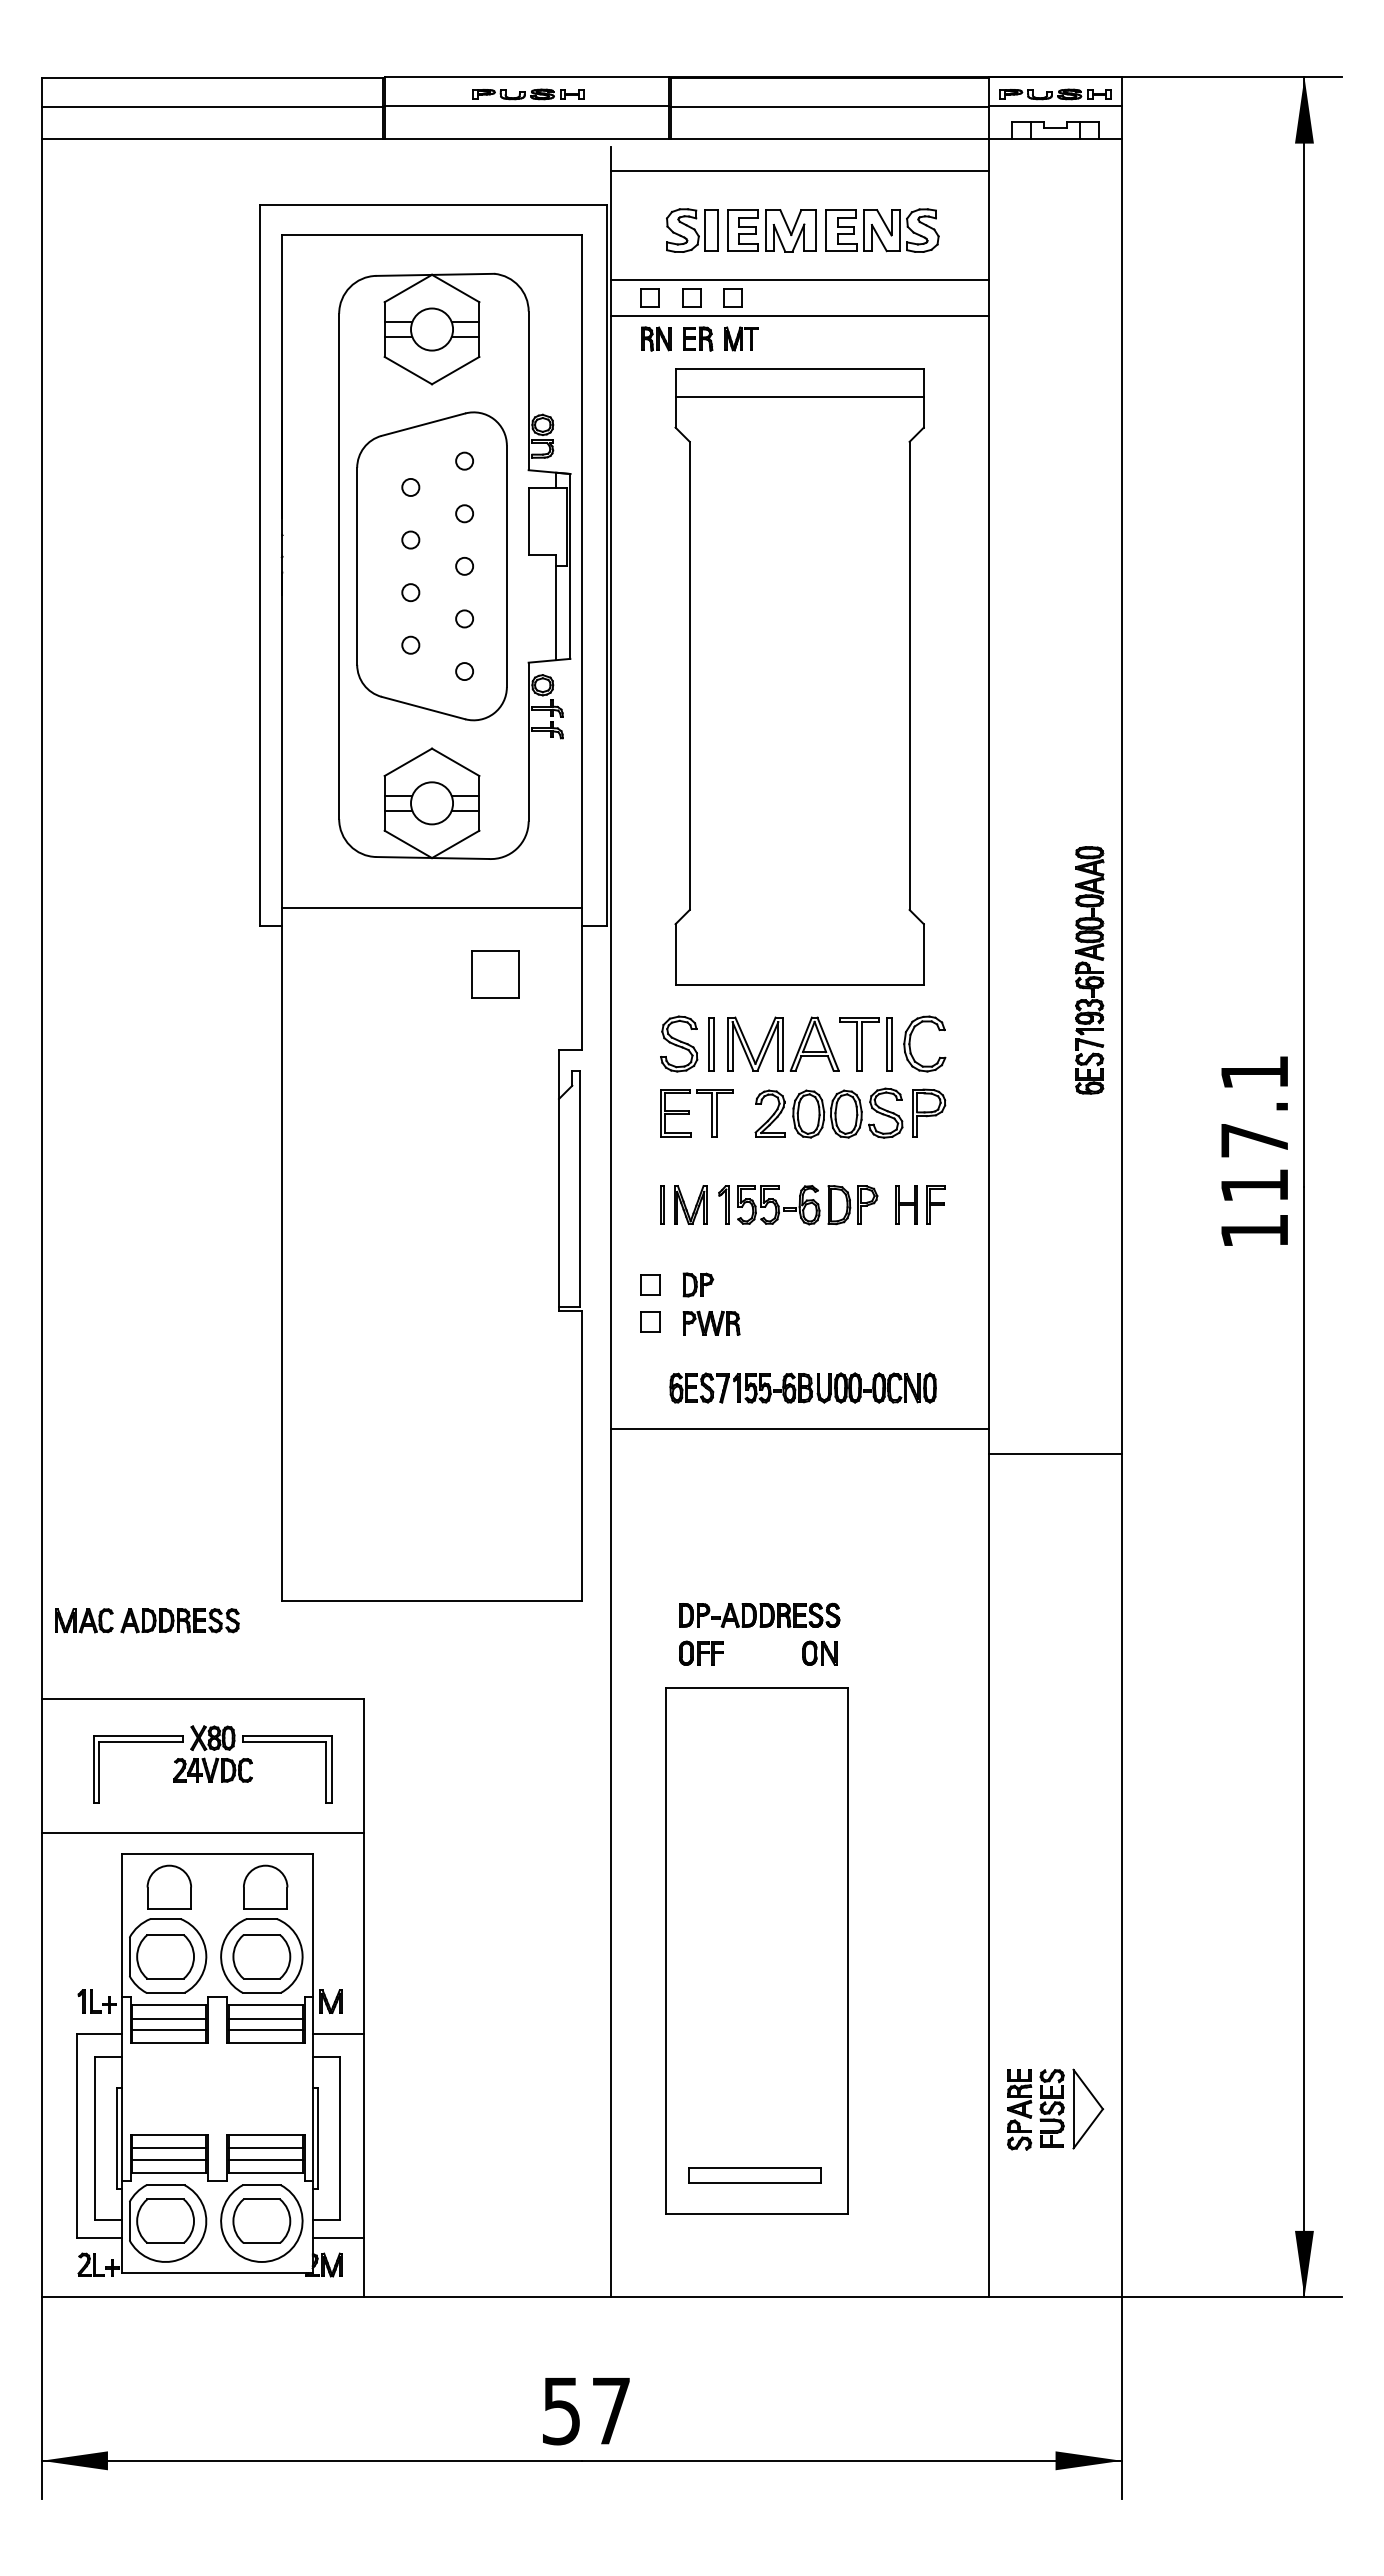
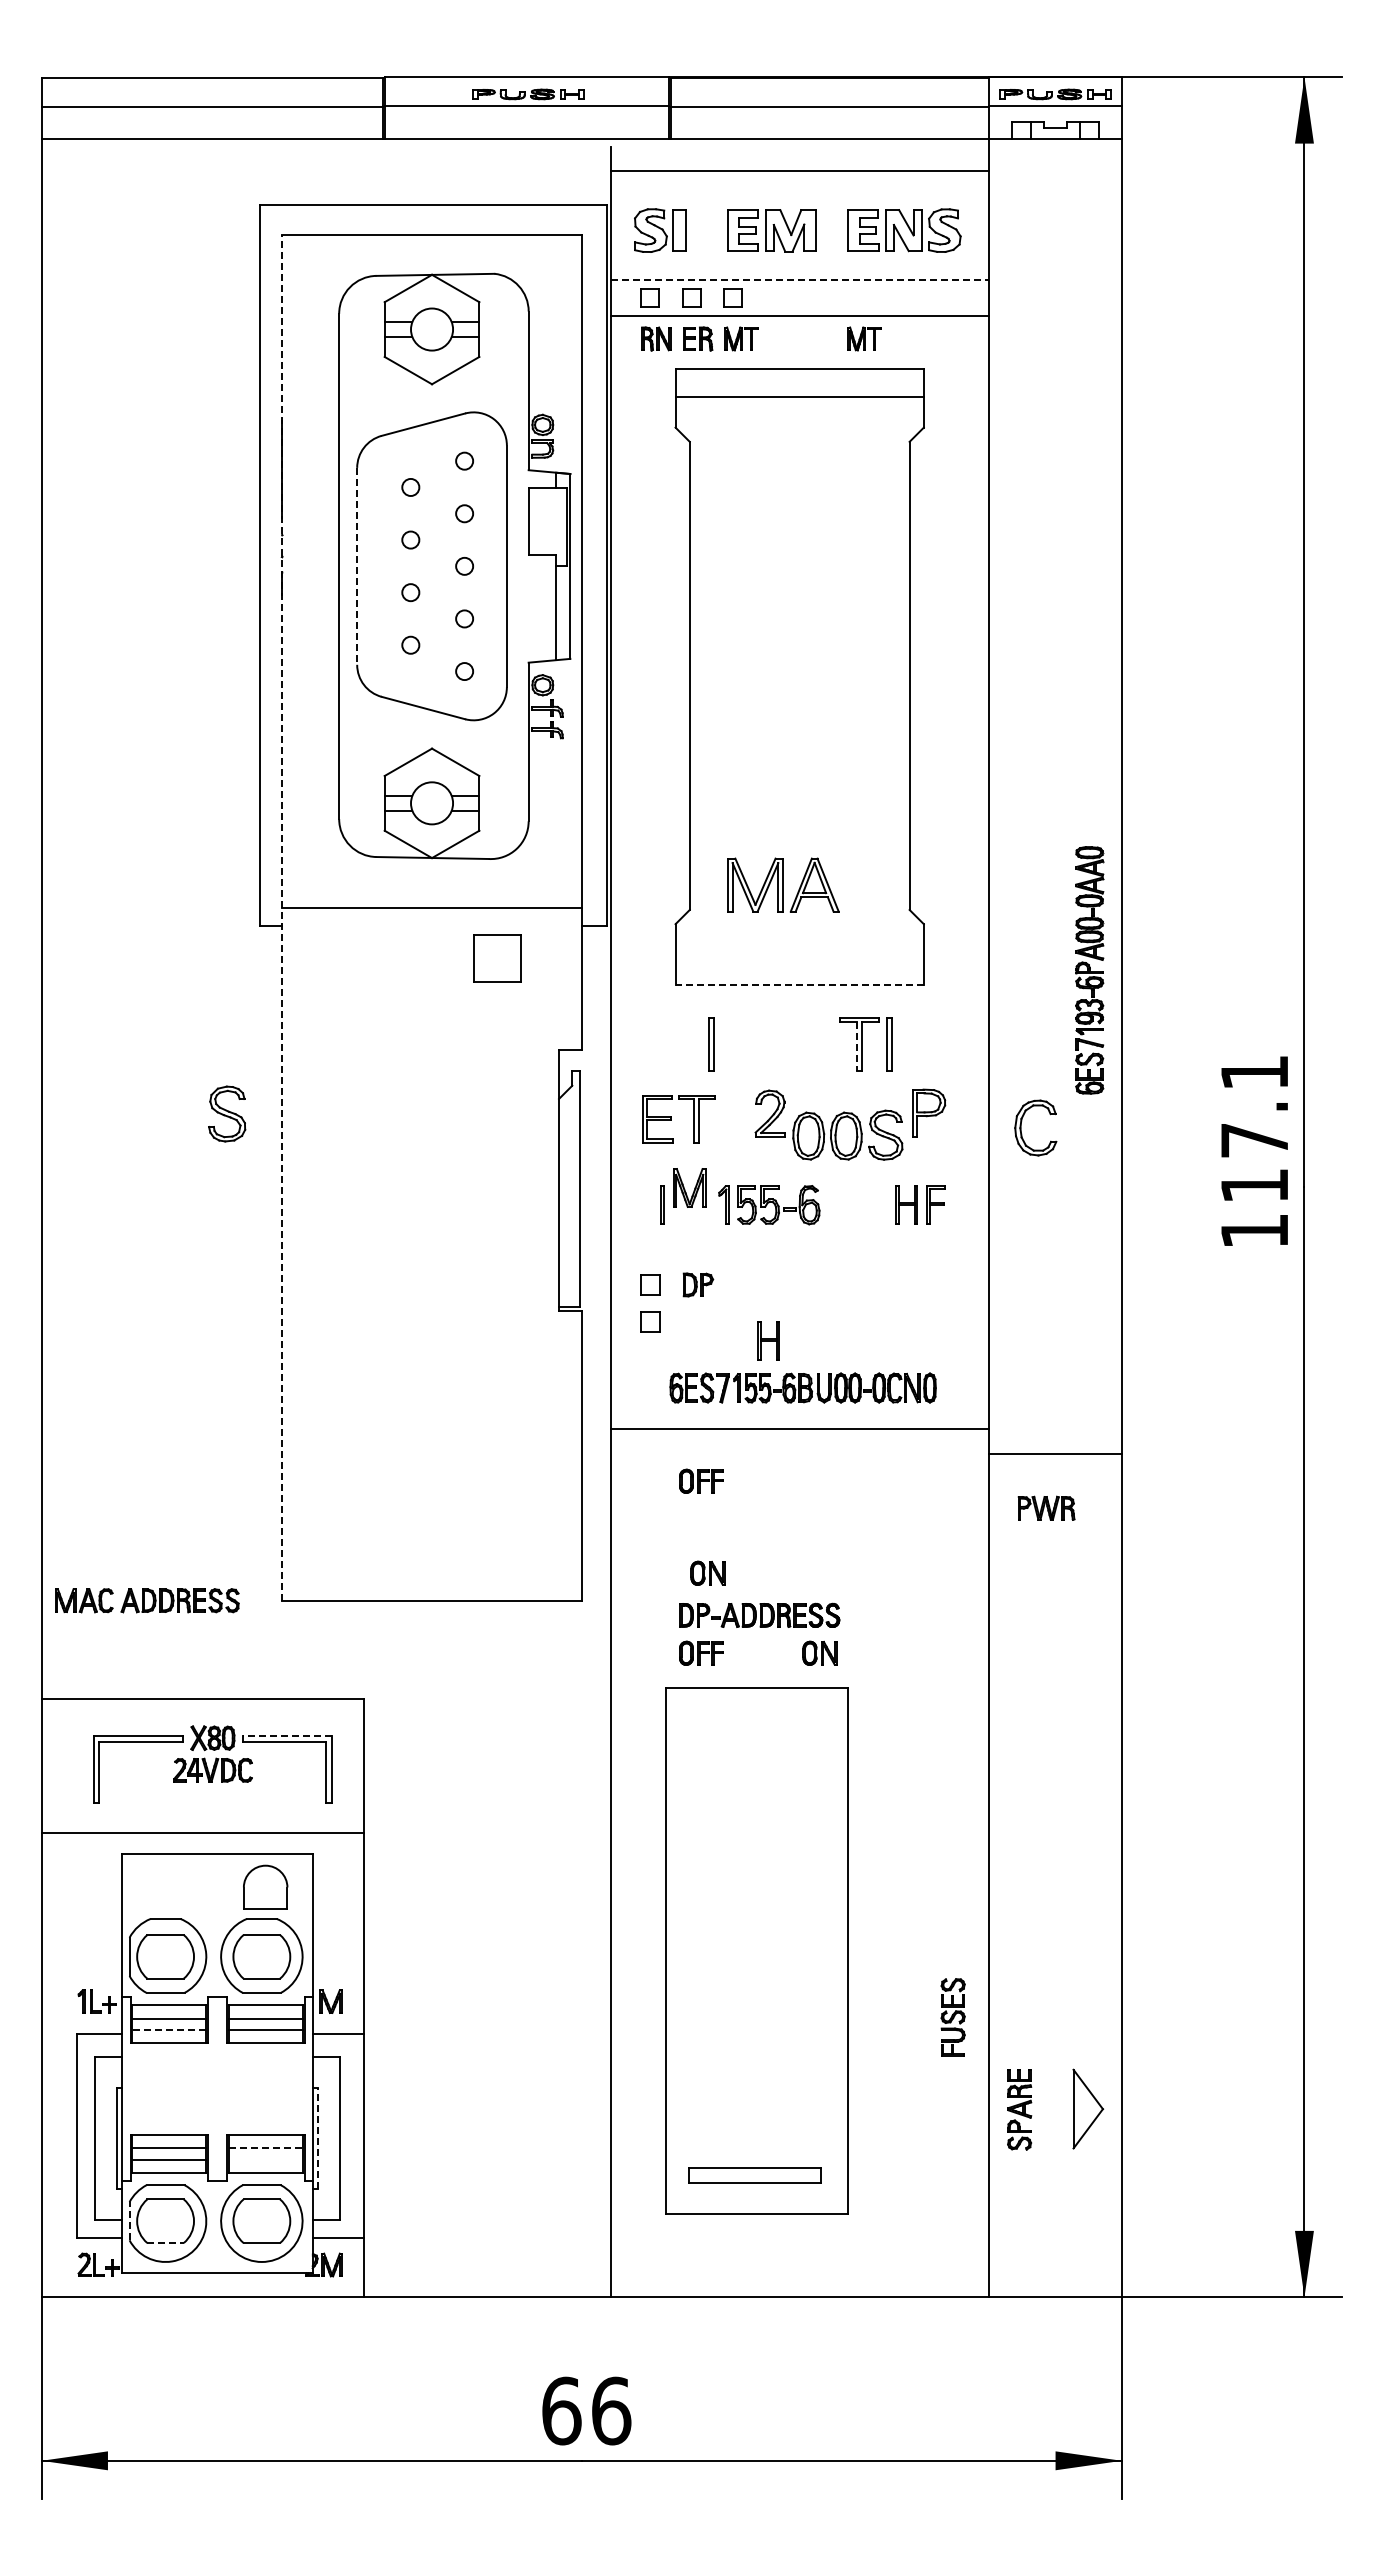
part position: (692, 230) -> (660, 230) (660, 230)
part position: (882, 230) -> (904, 230) (904, 230)
line: solid -> dashed (800, 280)
part: none -> present (864, 338)
line: solid -> dashed (357, 566)
line: solid -> dashed (282, 917)
part position: (495, 974) -> (497, 958) (497, 958)
line: solid -> dashed (799, 984)
part position: (679, 1043) -> (227, 1113) (227, 1113)
part position: (783, 1043) -> (783, 884) (783, 884)
part position: (910, 1043) -> (1021, 1127) (1021, 1127)
line: solid -> dashed (857, 1046)
part position: (847, 1112) -> (847, 1134) (847, 1134)
part position: (689, 1113) -> (671, 1119) (671, 1119)
part position: (690, 1204) -> (689, 1187) (689, 1187)
part: present -> none (852, 1205)
part position: (711, 1322) -> (1046, 1507) (1046, 1507)
part: none -> present (768, 1340)
part: none -> present (701, 1480)
part: none -> present (707, 1572)
part position: (147, 1620) -> (147, 1600) (147, 1600)
line: solid -> dashed (287, 1736)
part: present -> none (168, 1886)
line: solid -> dashed (169, 2029)
part position: (1051, 2108) -> (952, 2017) (952, 2017)
line: solid -> dashed (317, 2137)
line: solid -> dashed (265, 2148)
line: present -> none (265, 2159)
line: solid -> dashed (129, 2220)
line: solid -> dashed (166, 2243)
text: 57 -> 66 (586, 2410)
